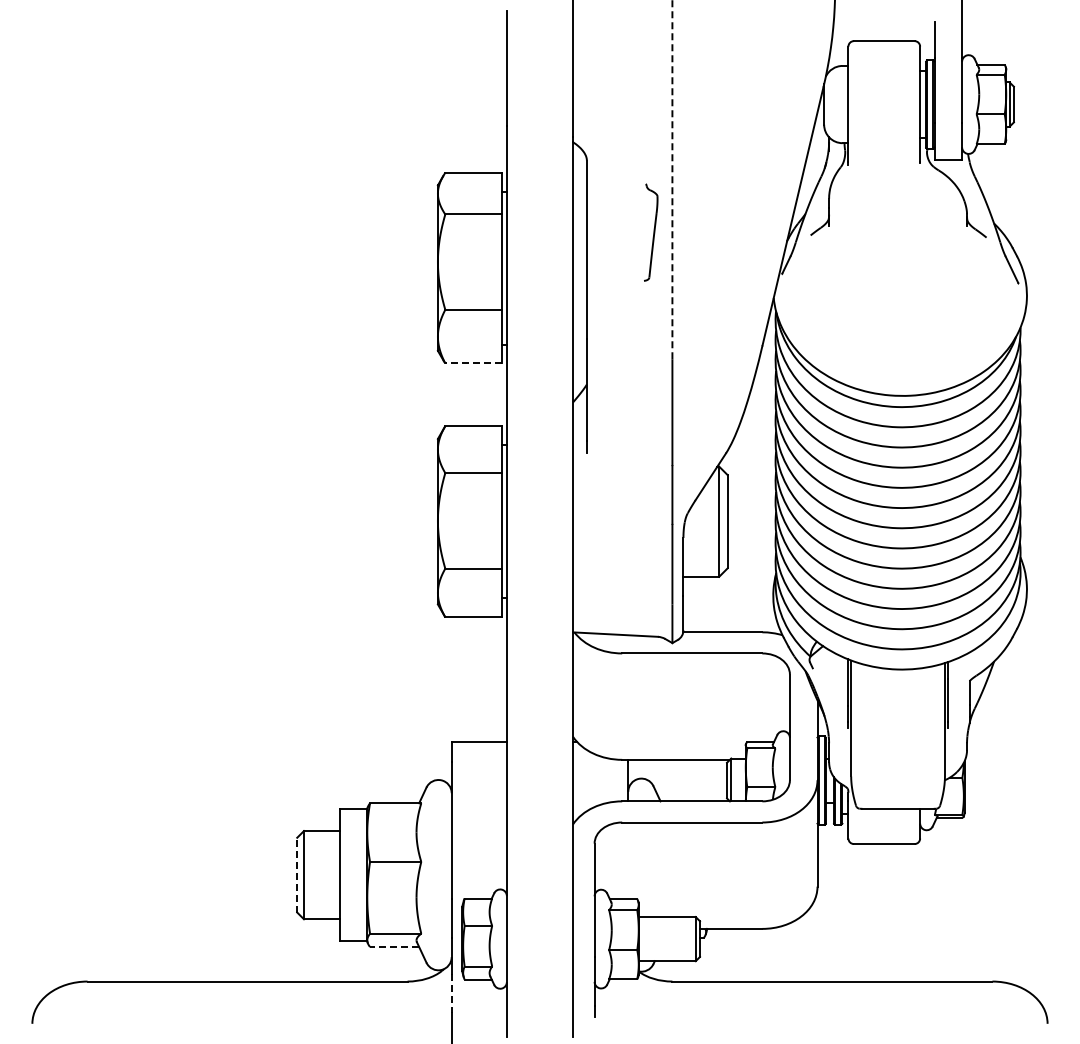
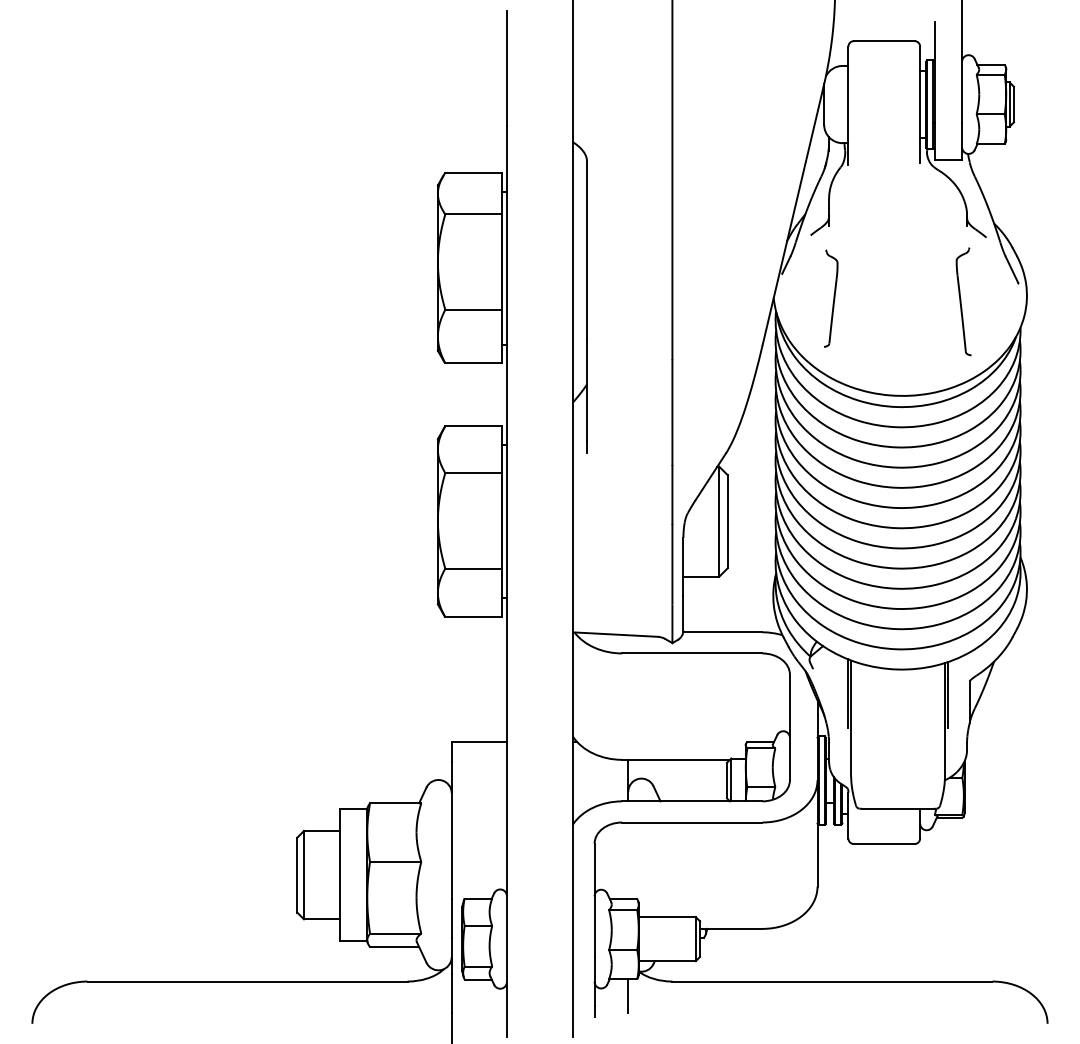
line: dashed -> solid (672, 179)
part position: (651, 232) -> (831, 298) (831, 298)
part: none -> present (963, 301)
line: dashed -> solid (473, 363)
line: dashed -> solid (297, 874)
line: dashed -> solid (394, 947)
line: dashed -> solid (451, 993)
line: none -> present (628, 995)
